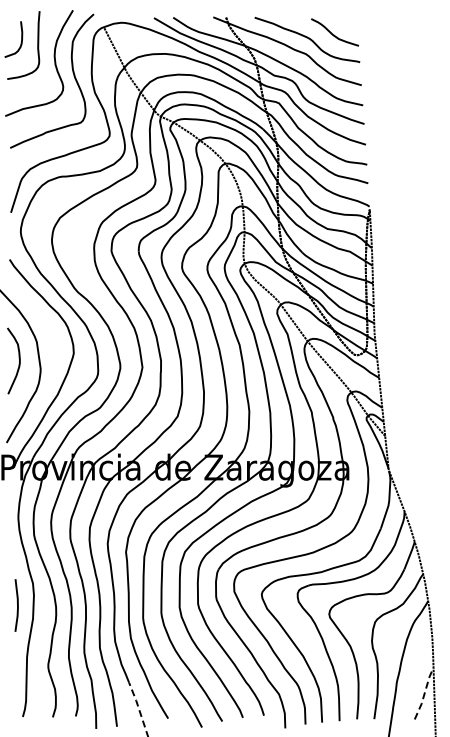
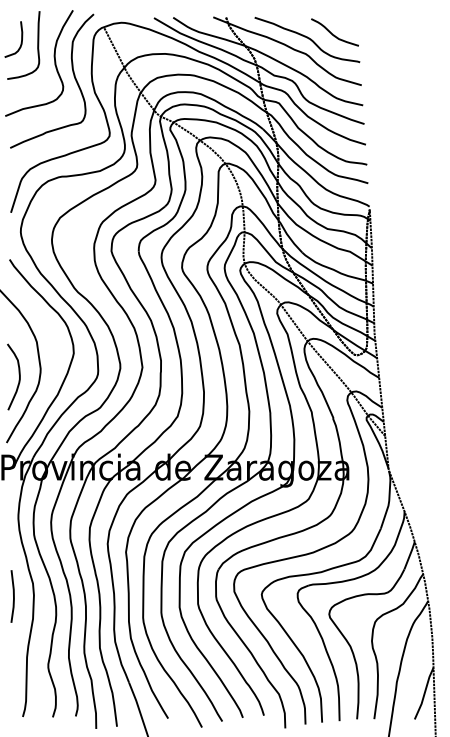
curve position: (18, 358) -> (18, 374) (18, 374)
line position: (17, 605) -> (13, 596) (13, 596)
line: dashed -> solid (424, 693)
line: dashed -> solid (139, 709)
